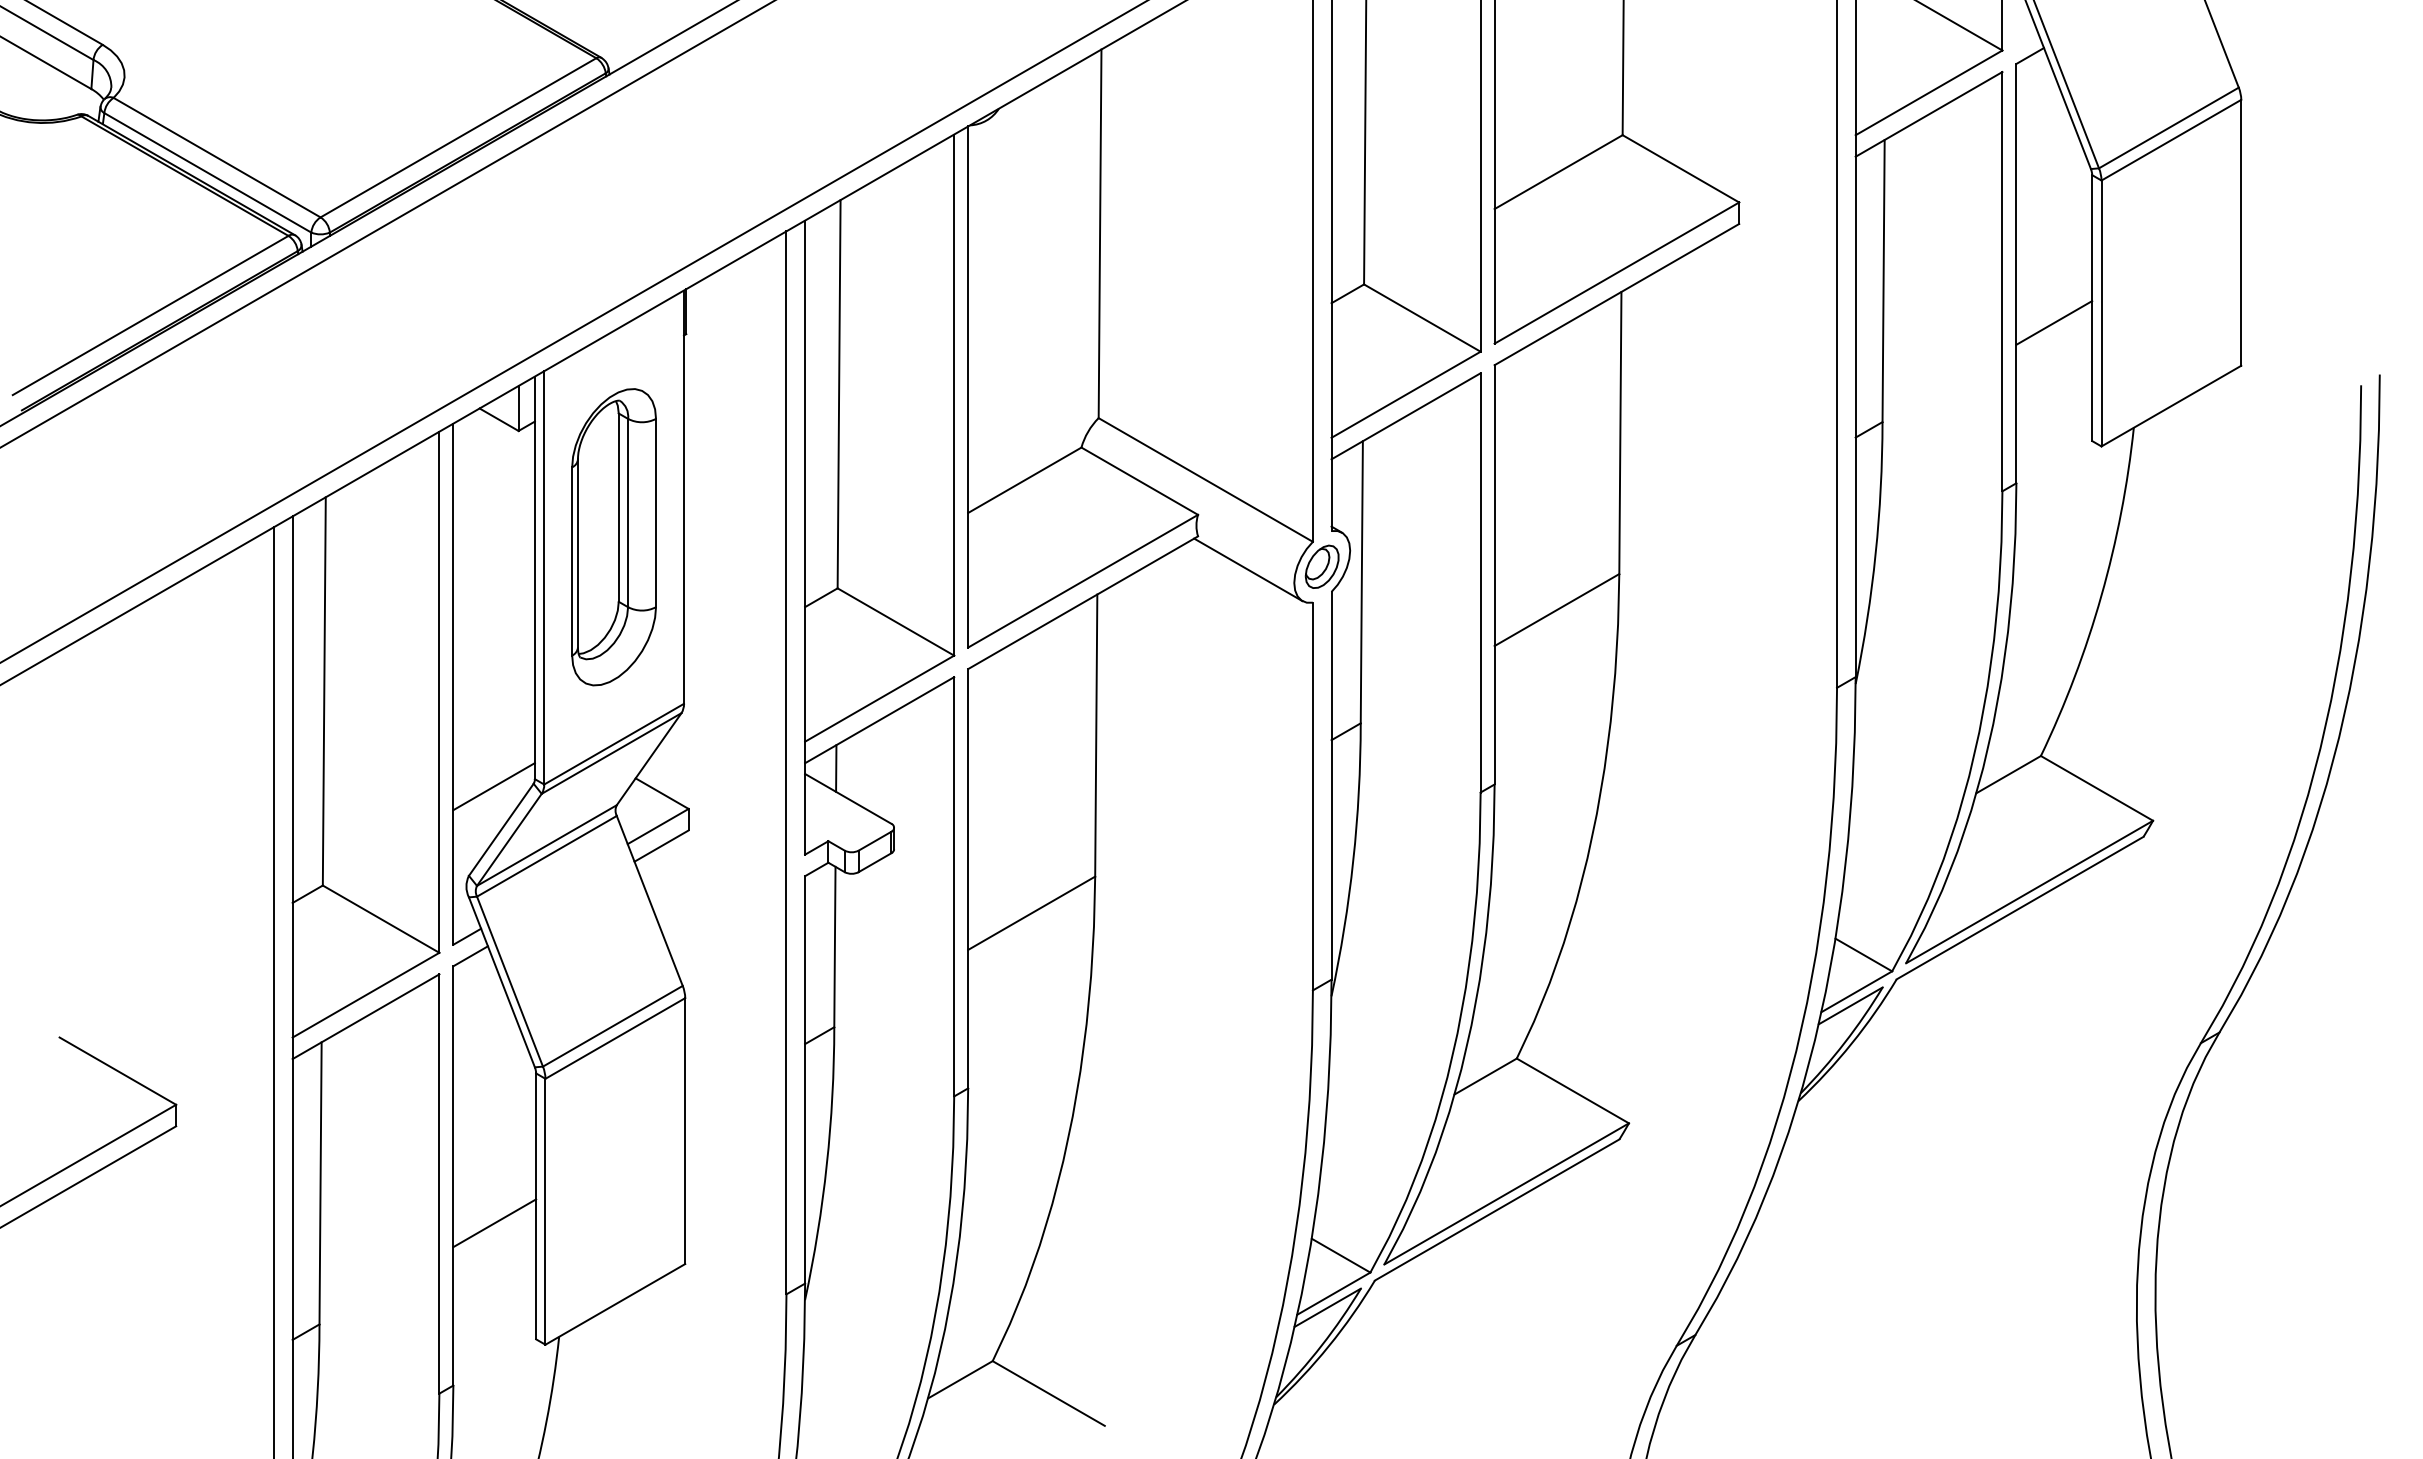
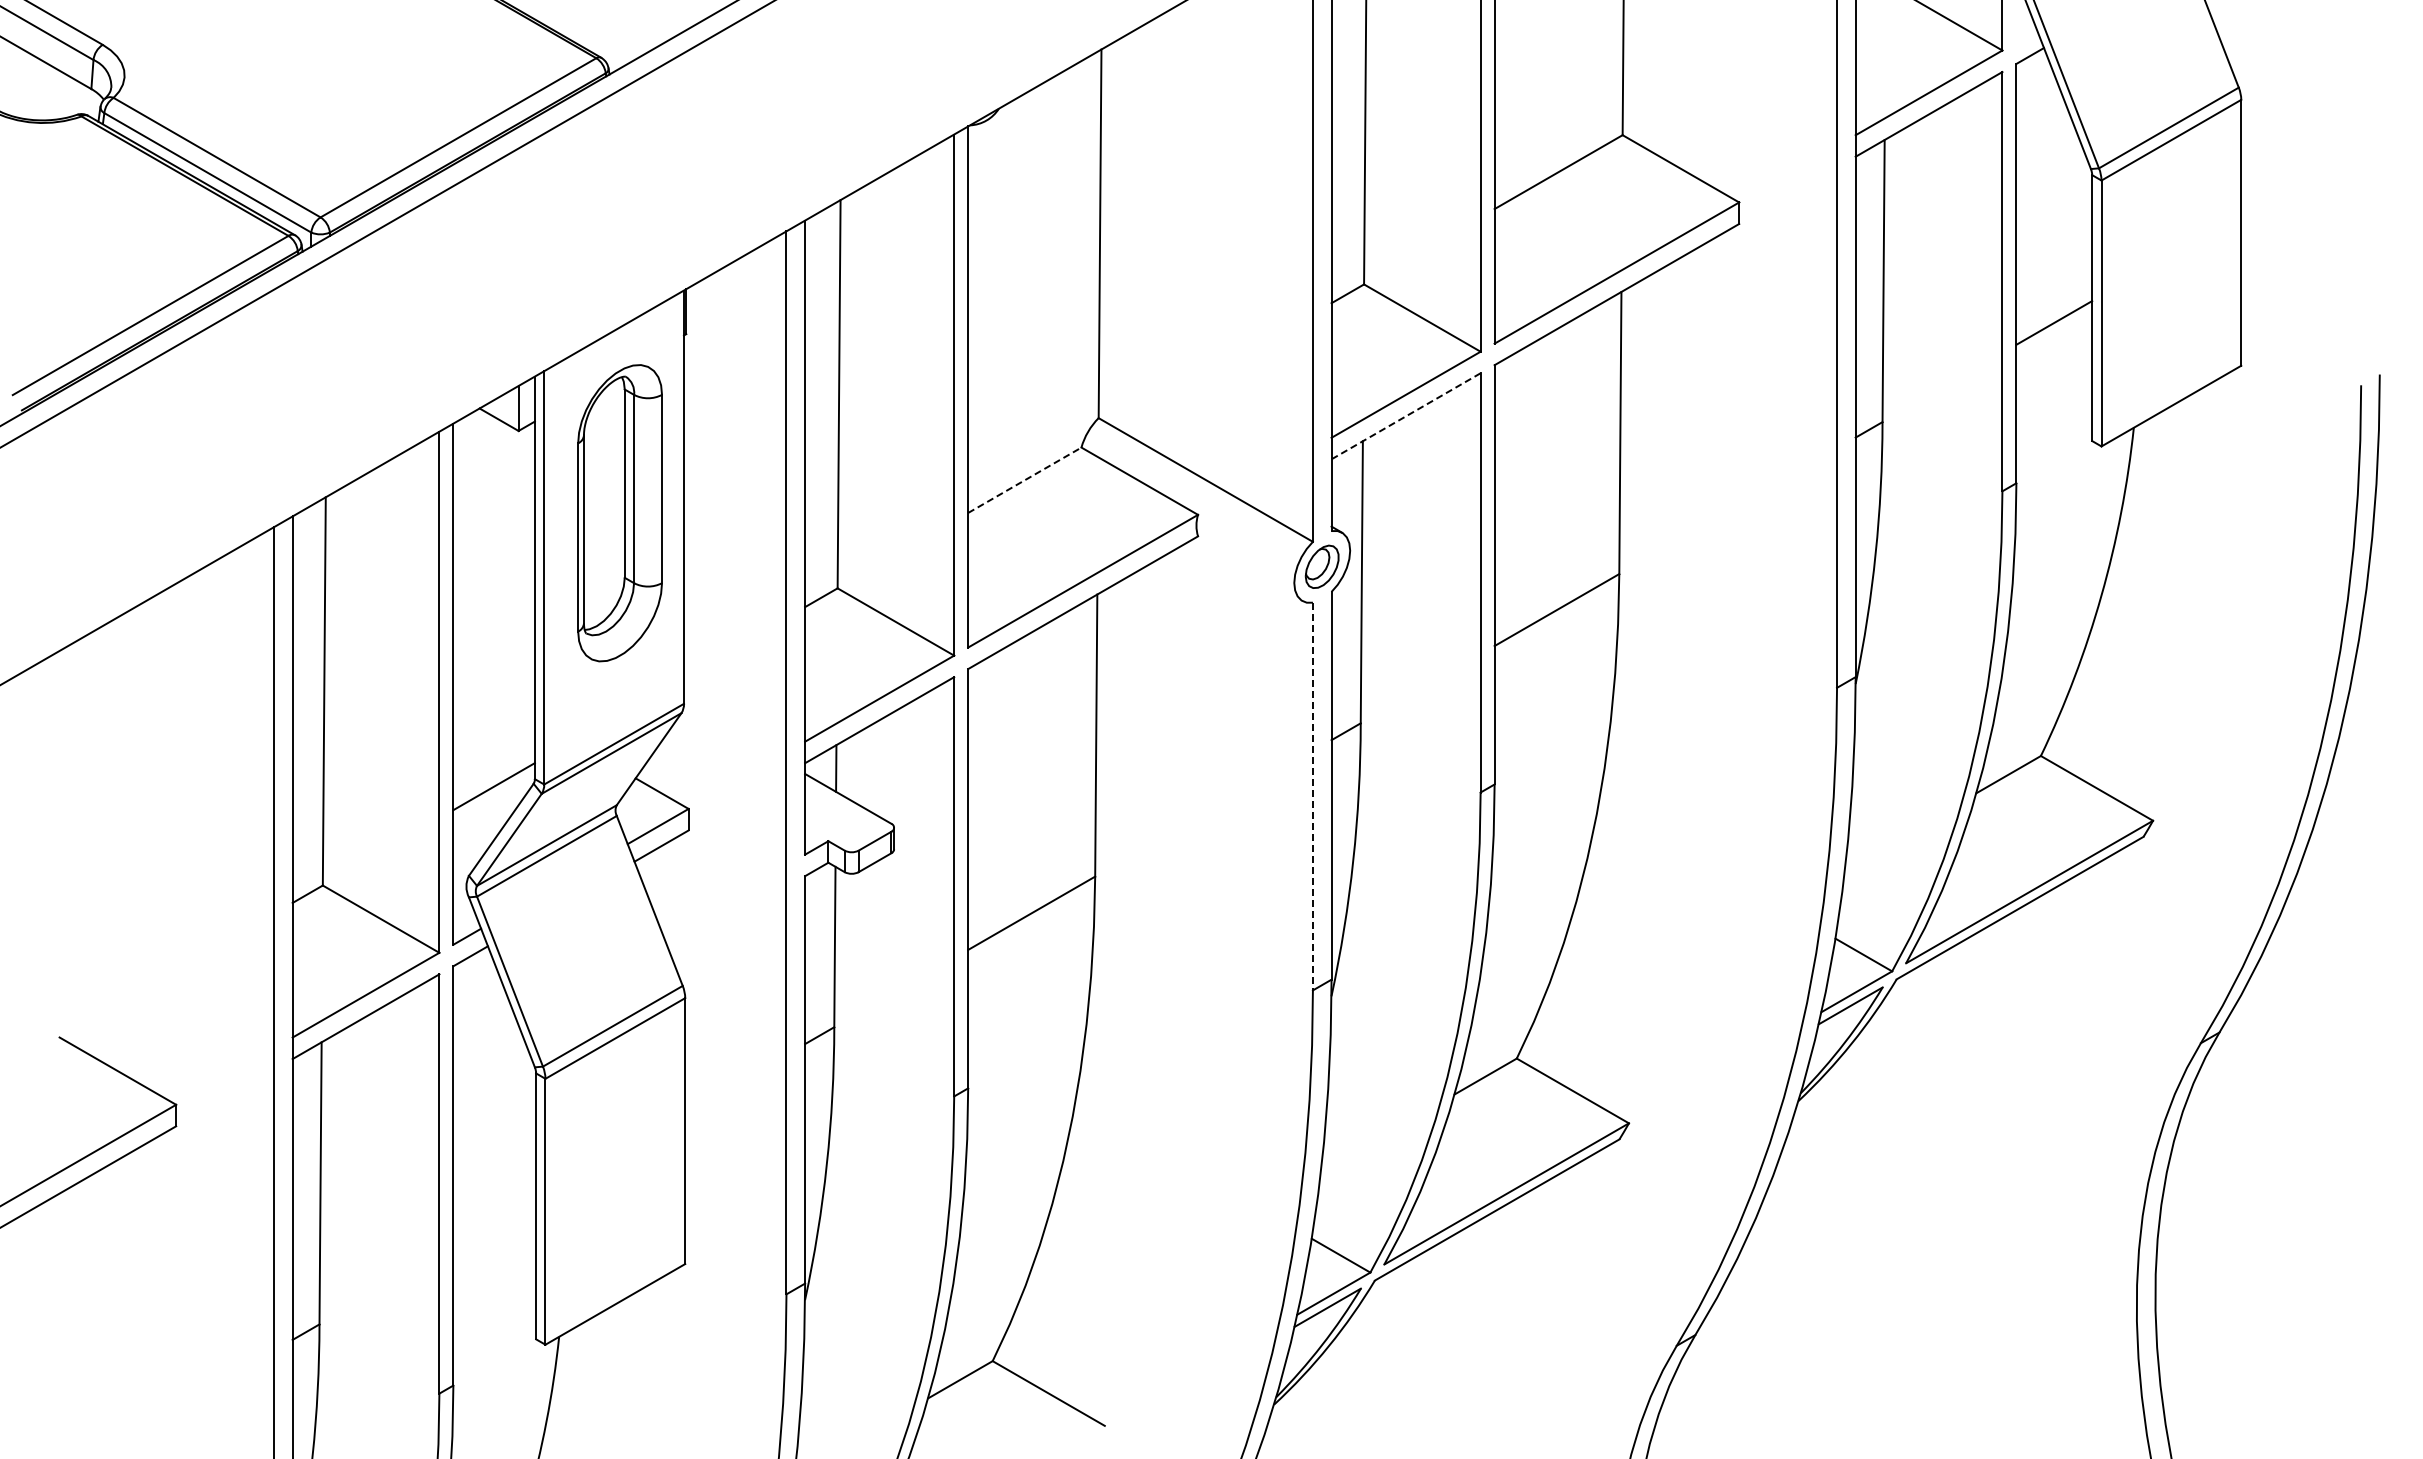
line: present -> none (573, 331)
line: solid -> dashed (1405, 416)
line: solid -> dashed (1025, 480)
part position: (613, 537) -> (619, 513) (619, 513)
line: present -> none (1248, 569)
line: solid -> dashed (1312, 796)
line: present -> none (494, 1223)
